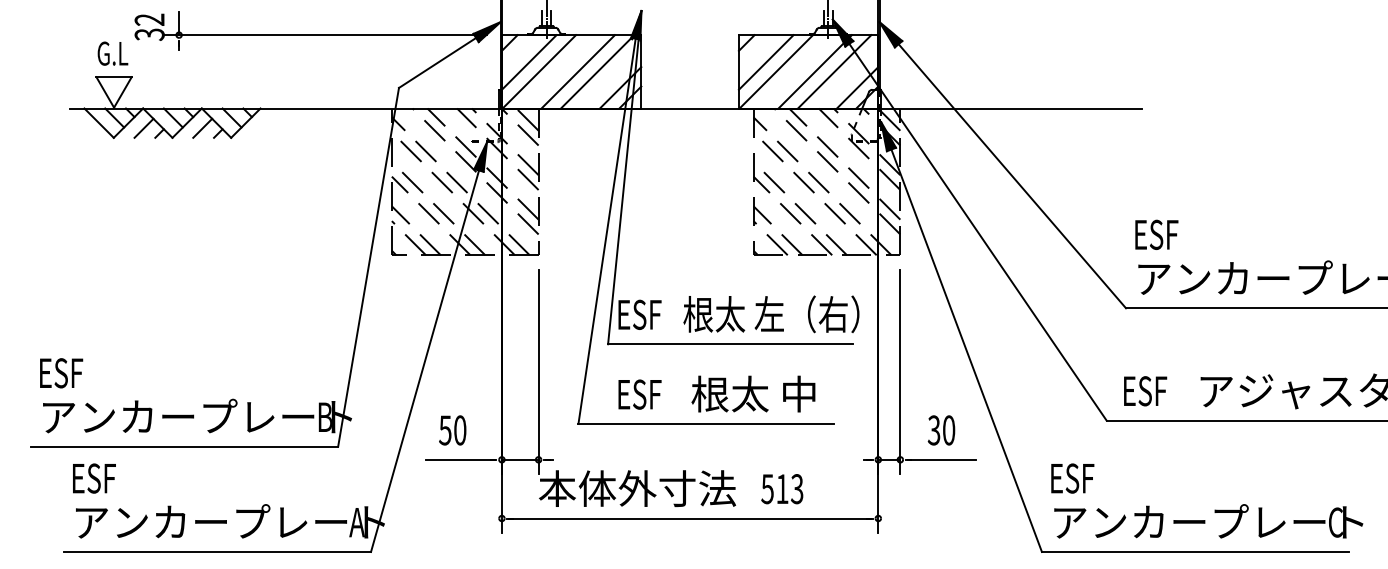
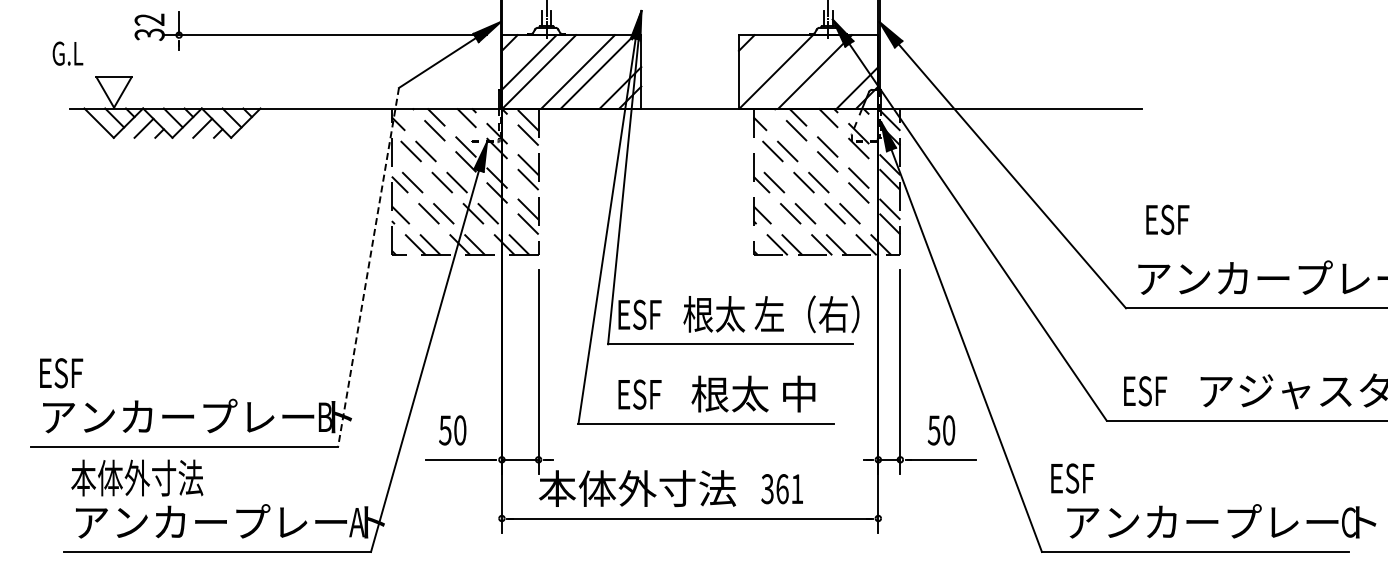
text position: (112, 53) -> (67, 53) (67, 53)
line: present -> none (765, 62)
line: present -> none (834, 71)
text position: (1156, 234) -> (1167, 219) (1167, 219)
line: solid -> dashed (368, 267)
text: 30 -> 50 (934, 429)
text: ESF -> 本体外寸法 (137, 477)
text: 513 -> 361 (782, 489)
text position: (1208, 521) -> (1221, 521) (1221, 521)
